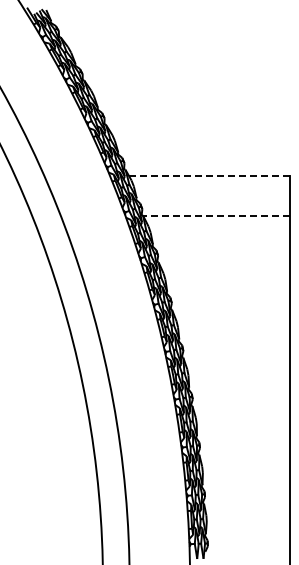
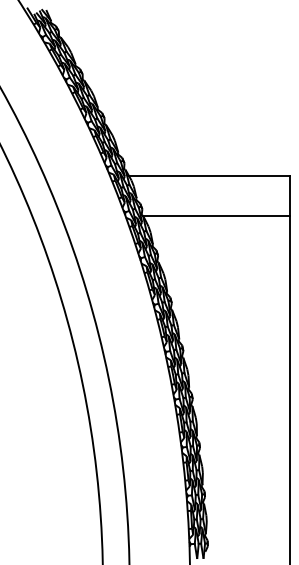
line: dashed -> solid (209, 175)
line: dashed -> solid (216, 215)
